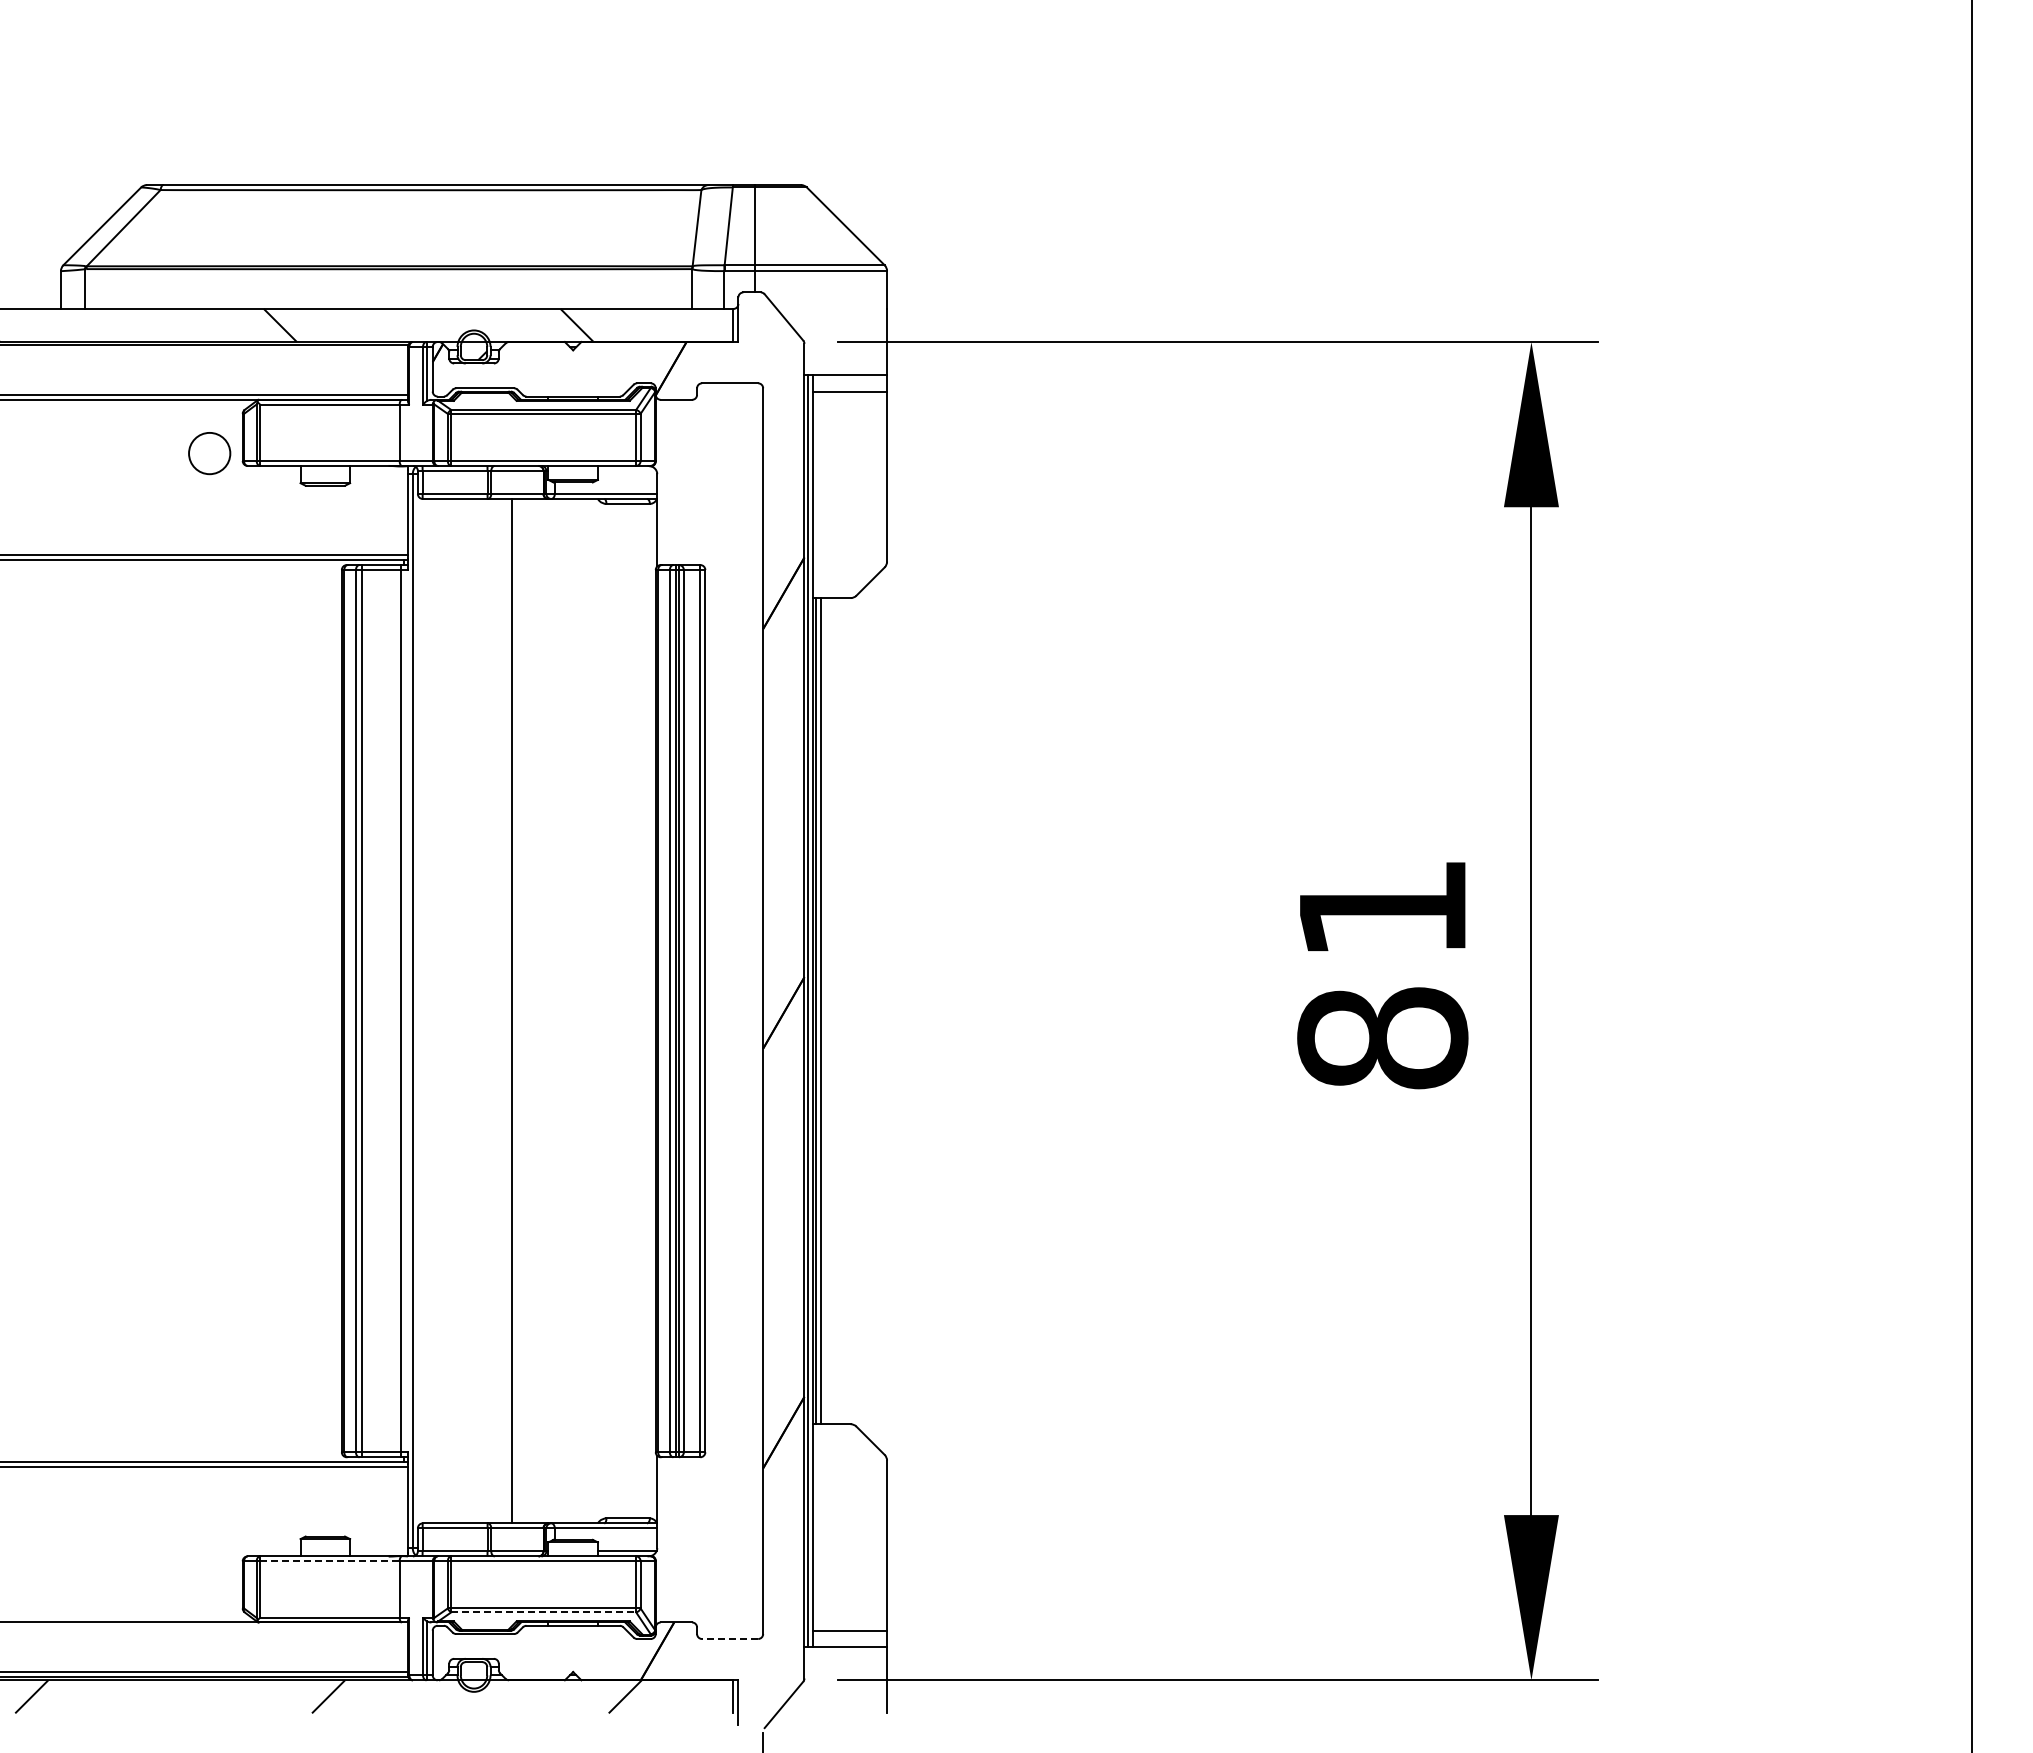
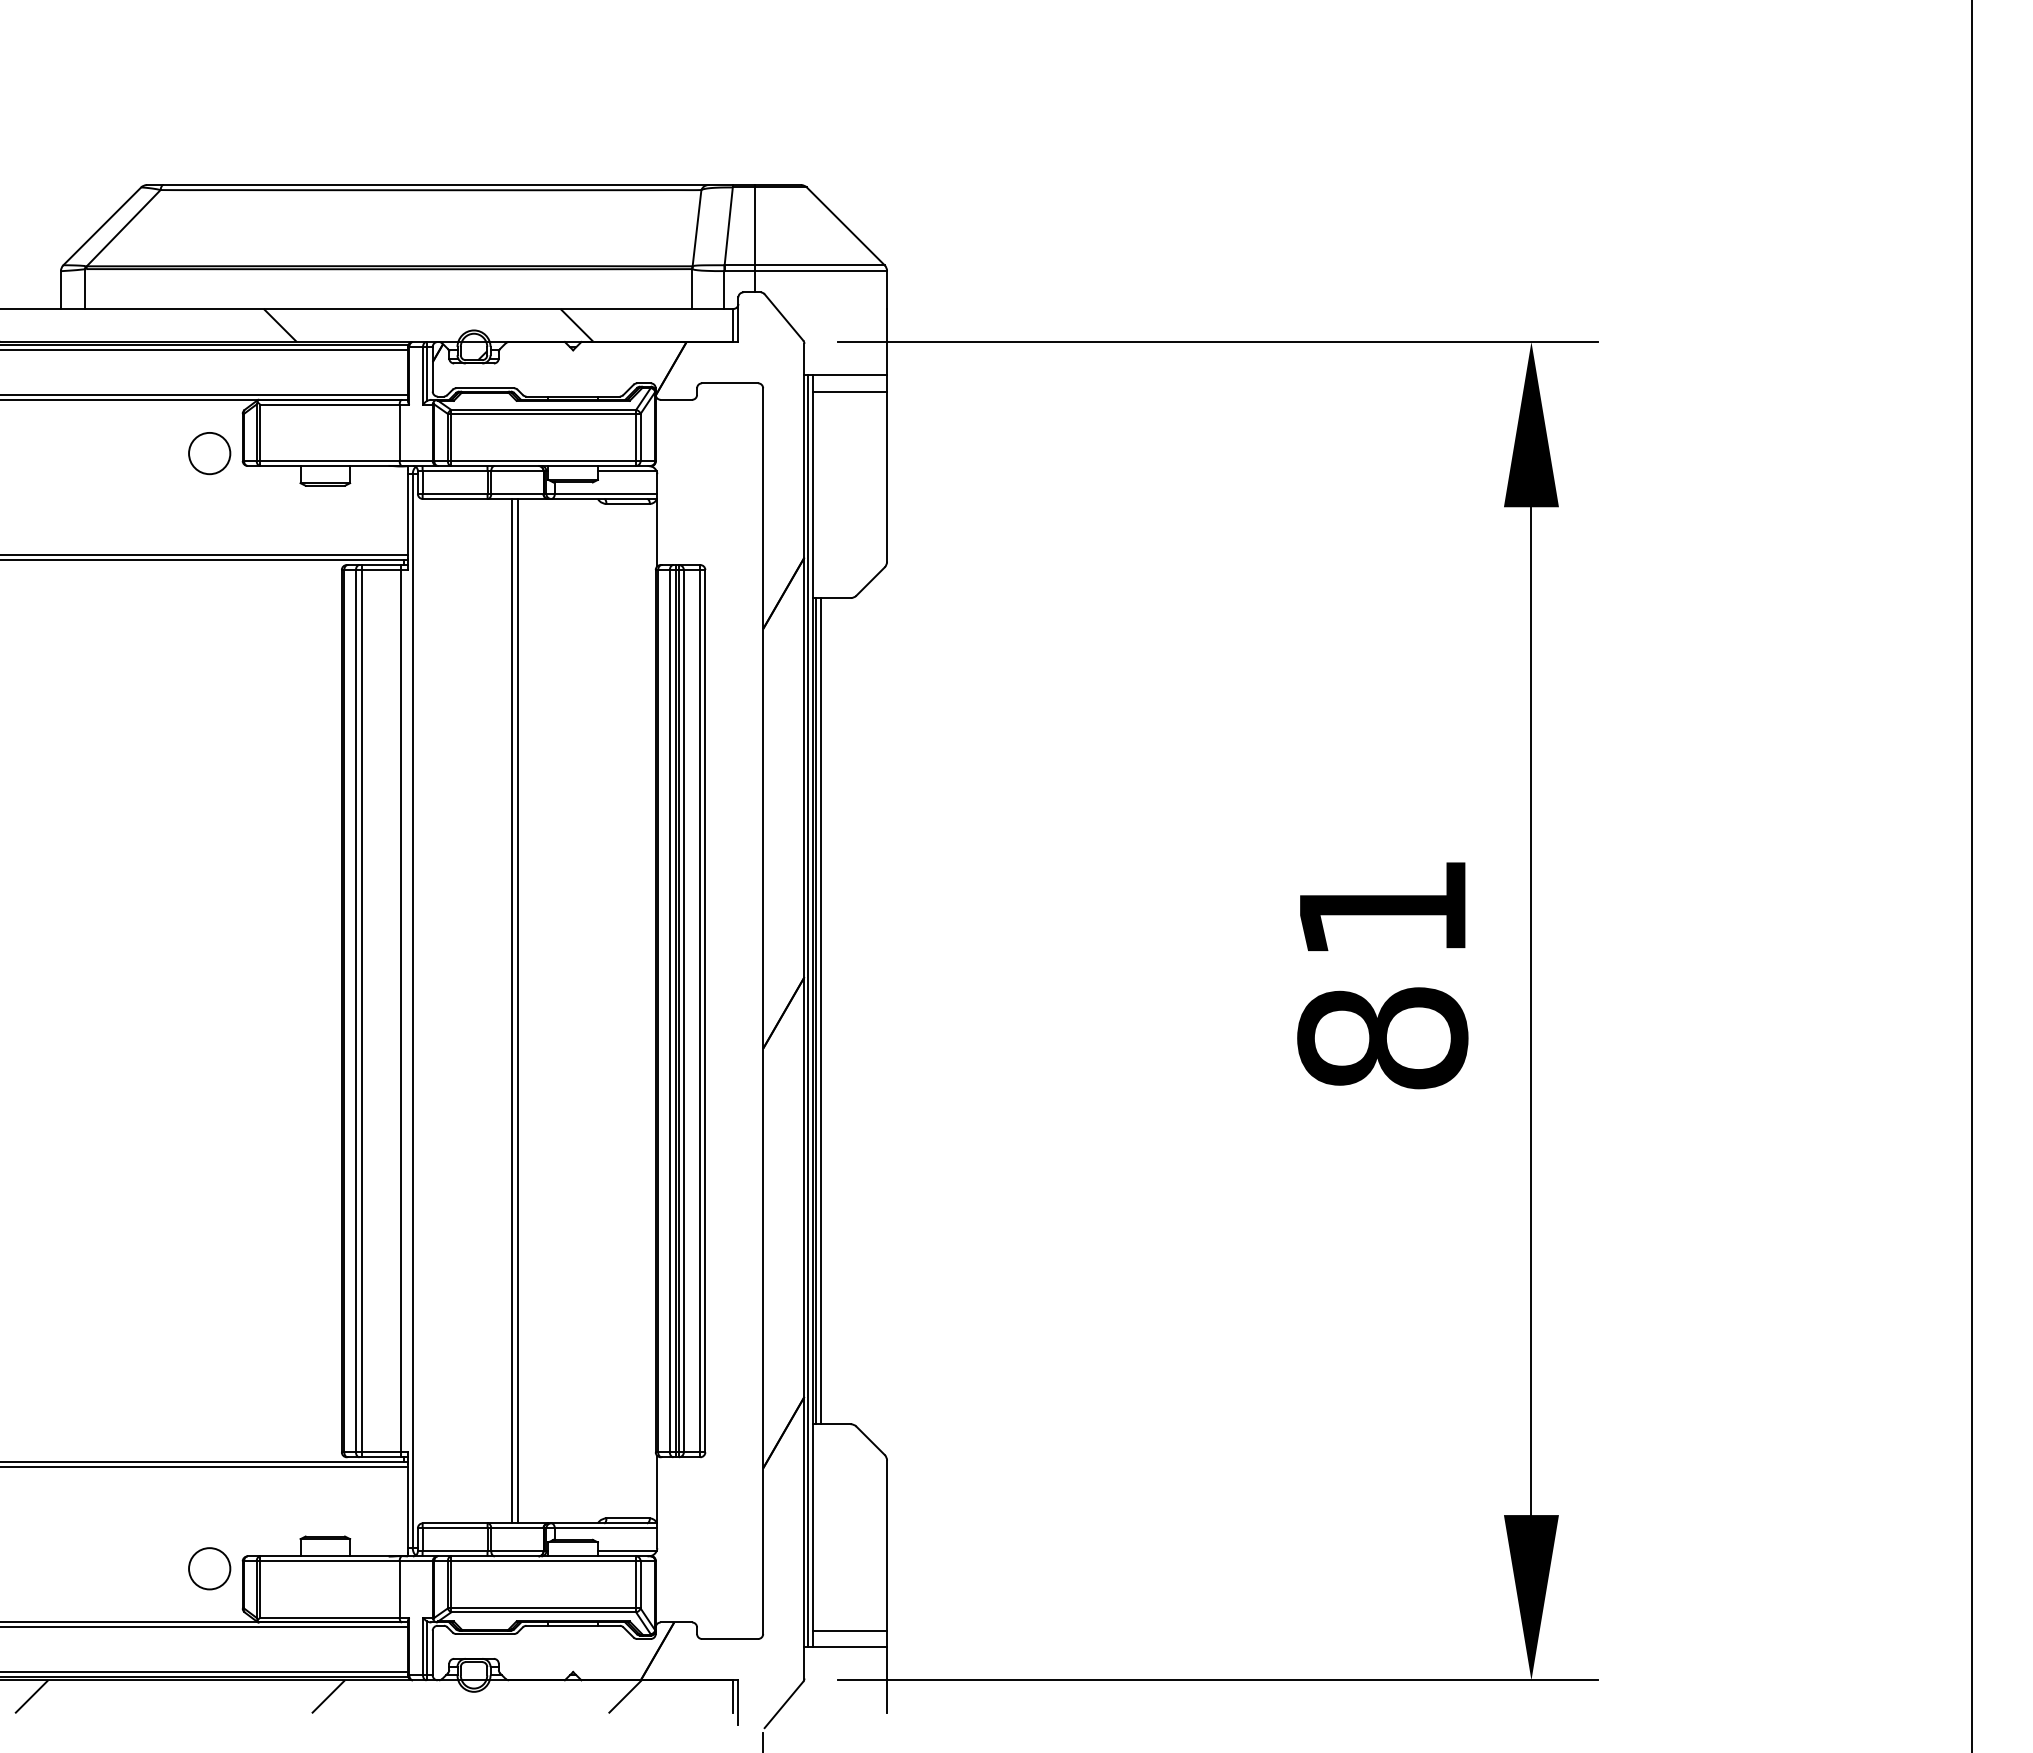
line: none -> present (204, 350)
line: none -> present (626, 470)
line: none -> present (518, 1010)
line: dashed -> solid (329, 1561)
circle: none -> present (209, 1568)
line: dashed -> solid (544, 1612)
line: none -> present (204, 1627)
line: dashed -> solid (729, 1639)
